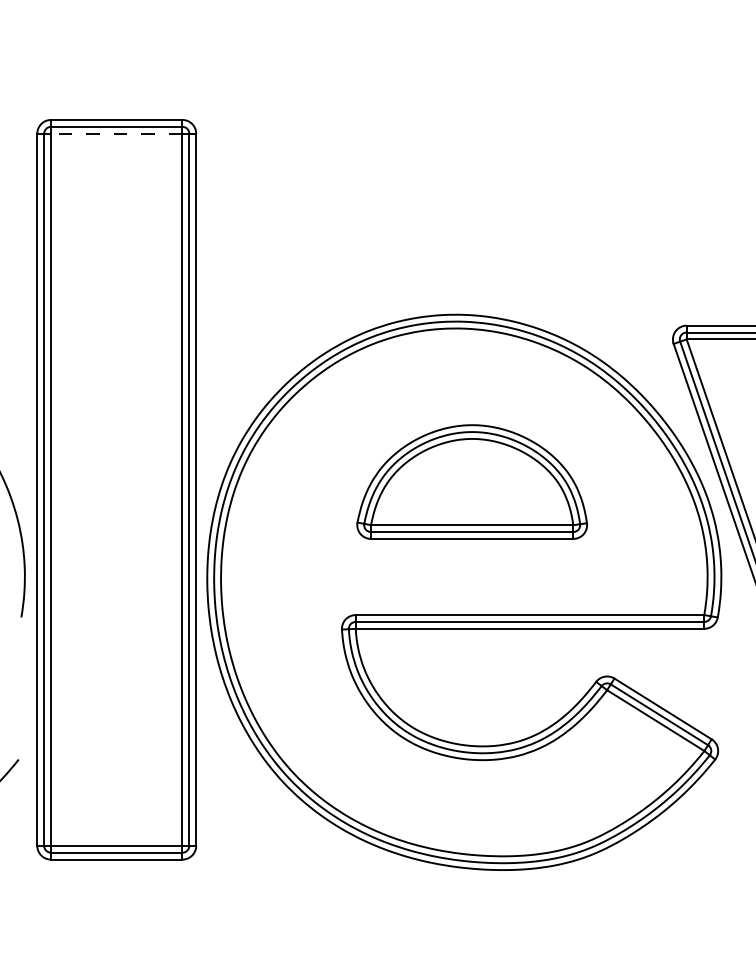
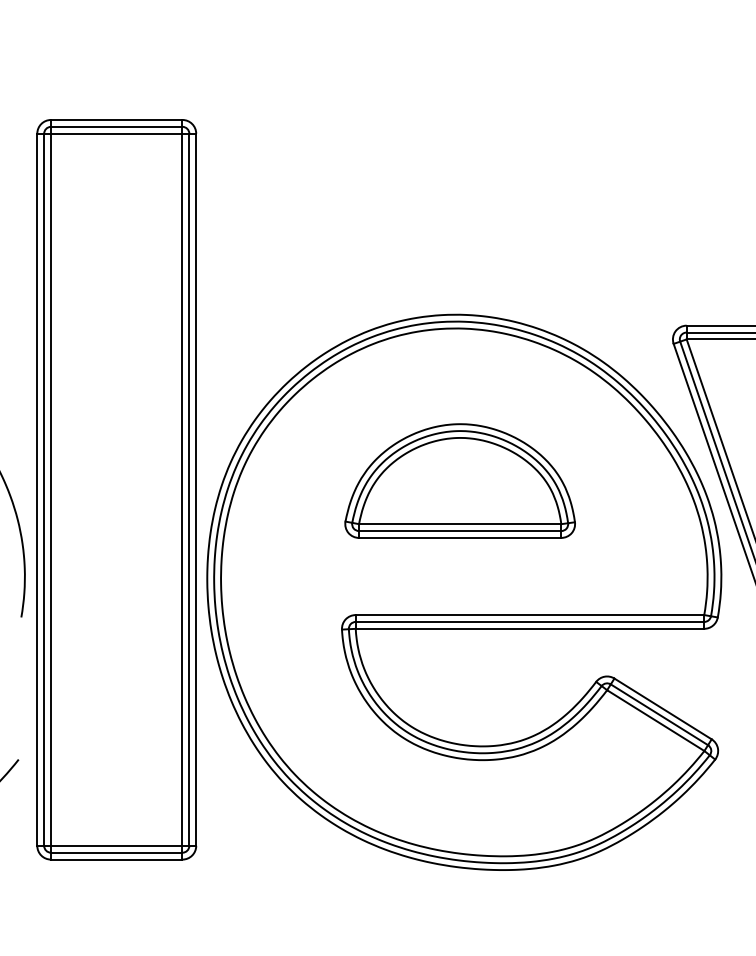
line: dashed -> solid (116, 133)
part position: (471, 481) -> (459, 480) (459, 480)
